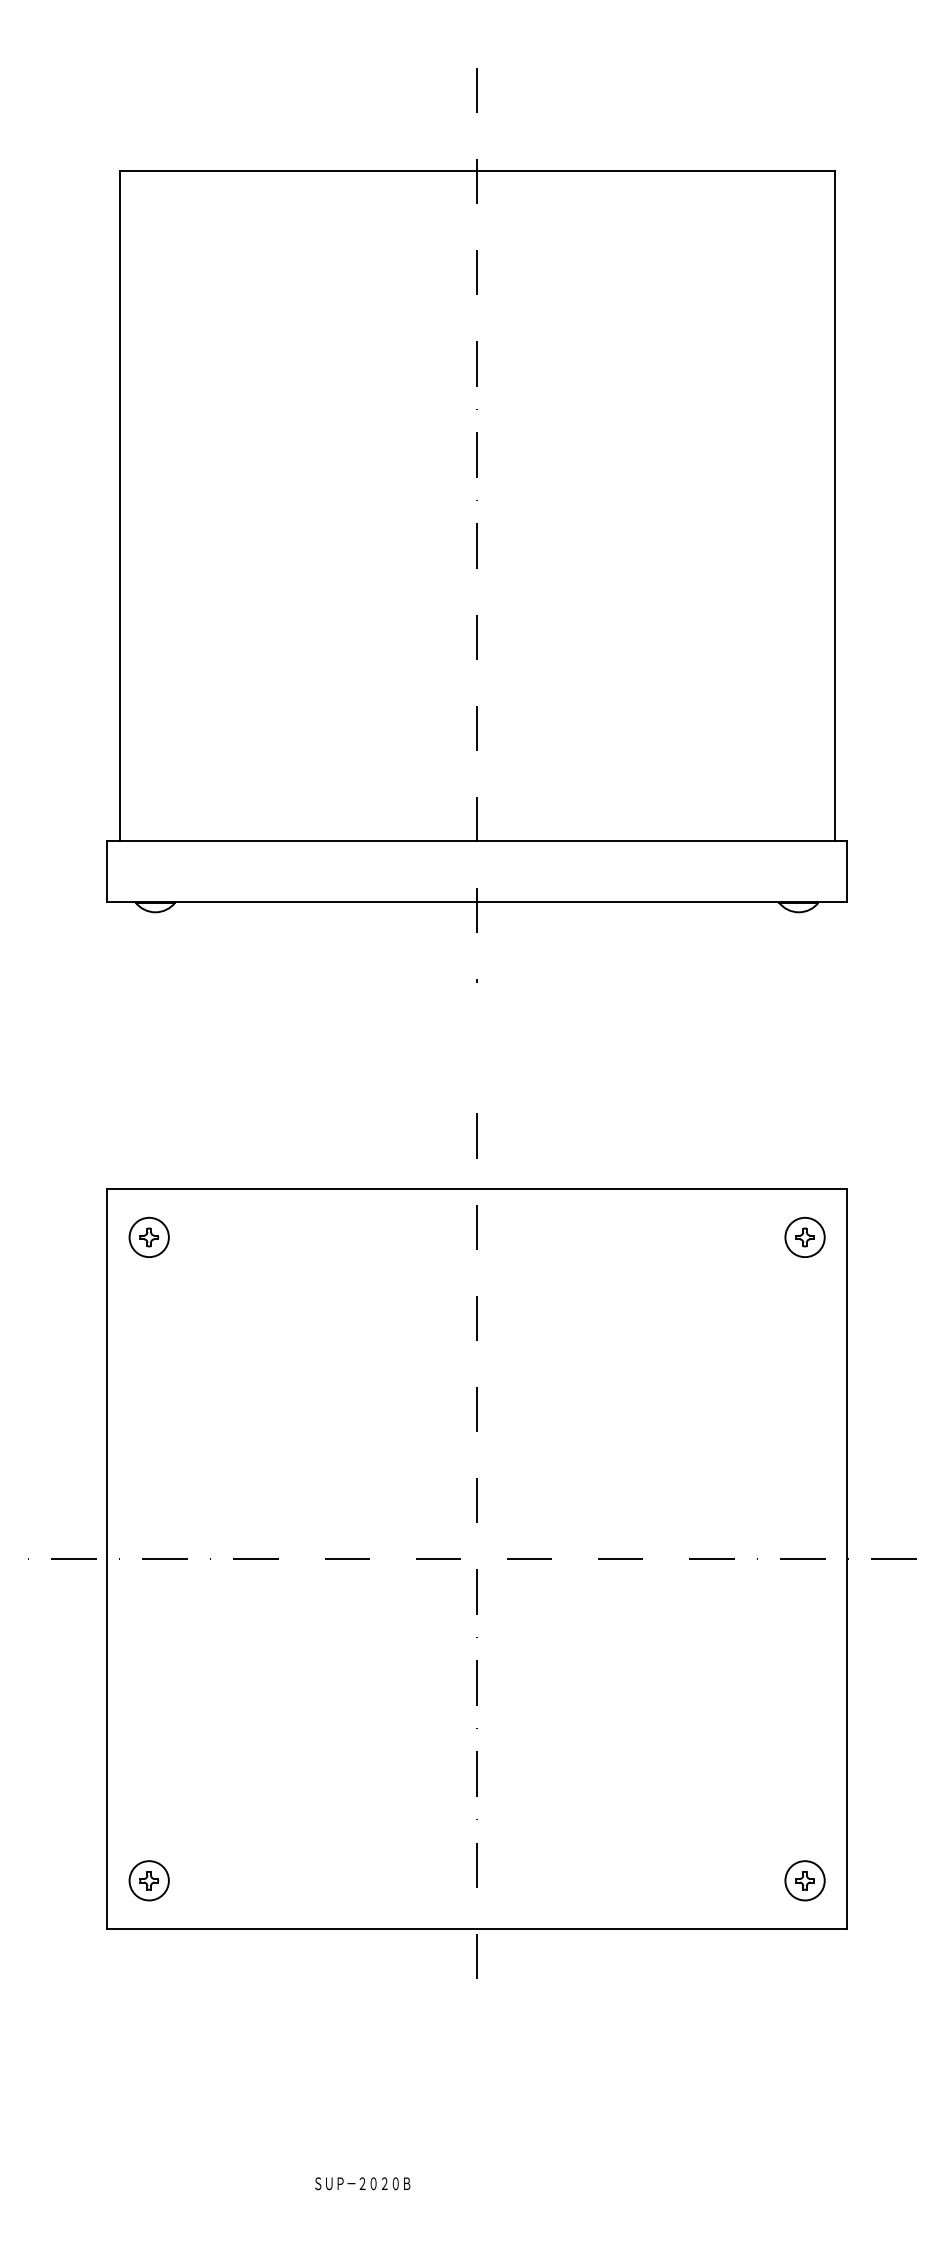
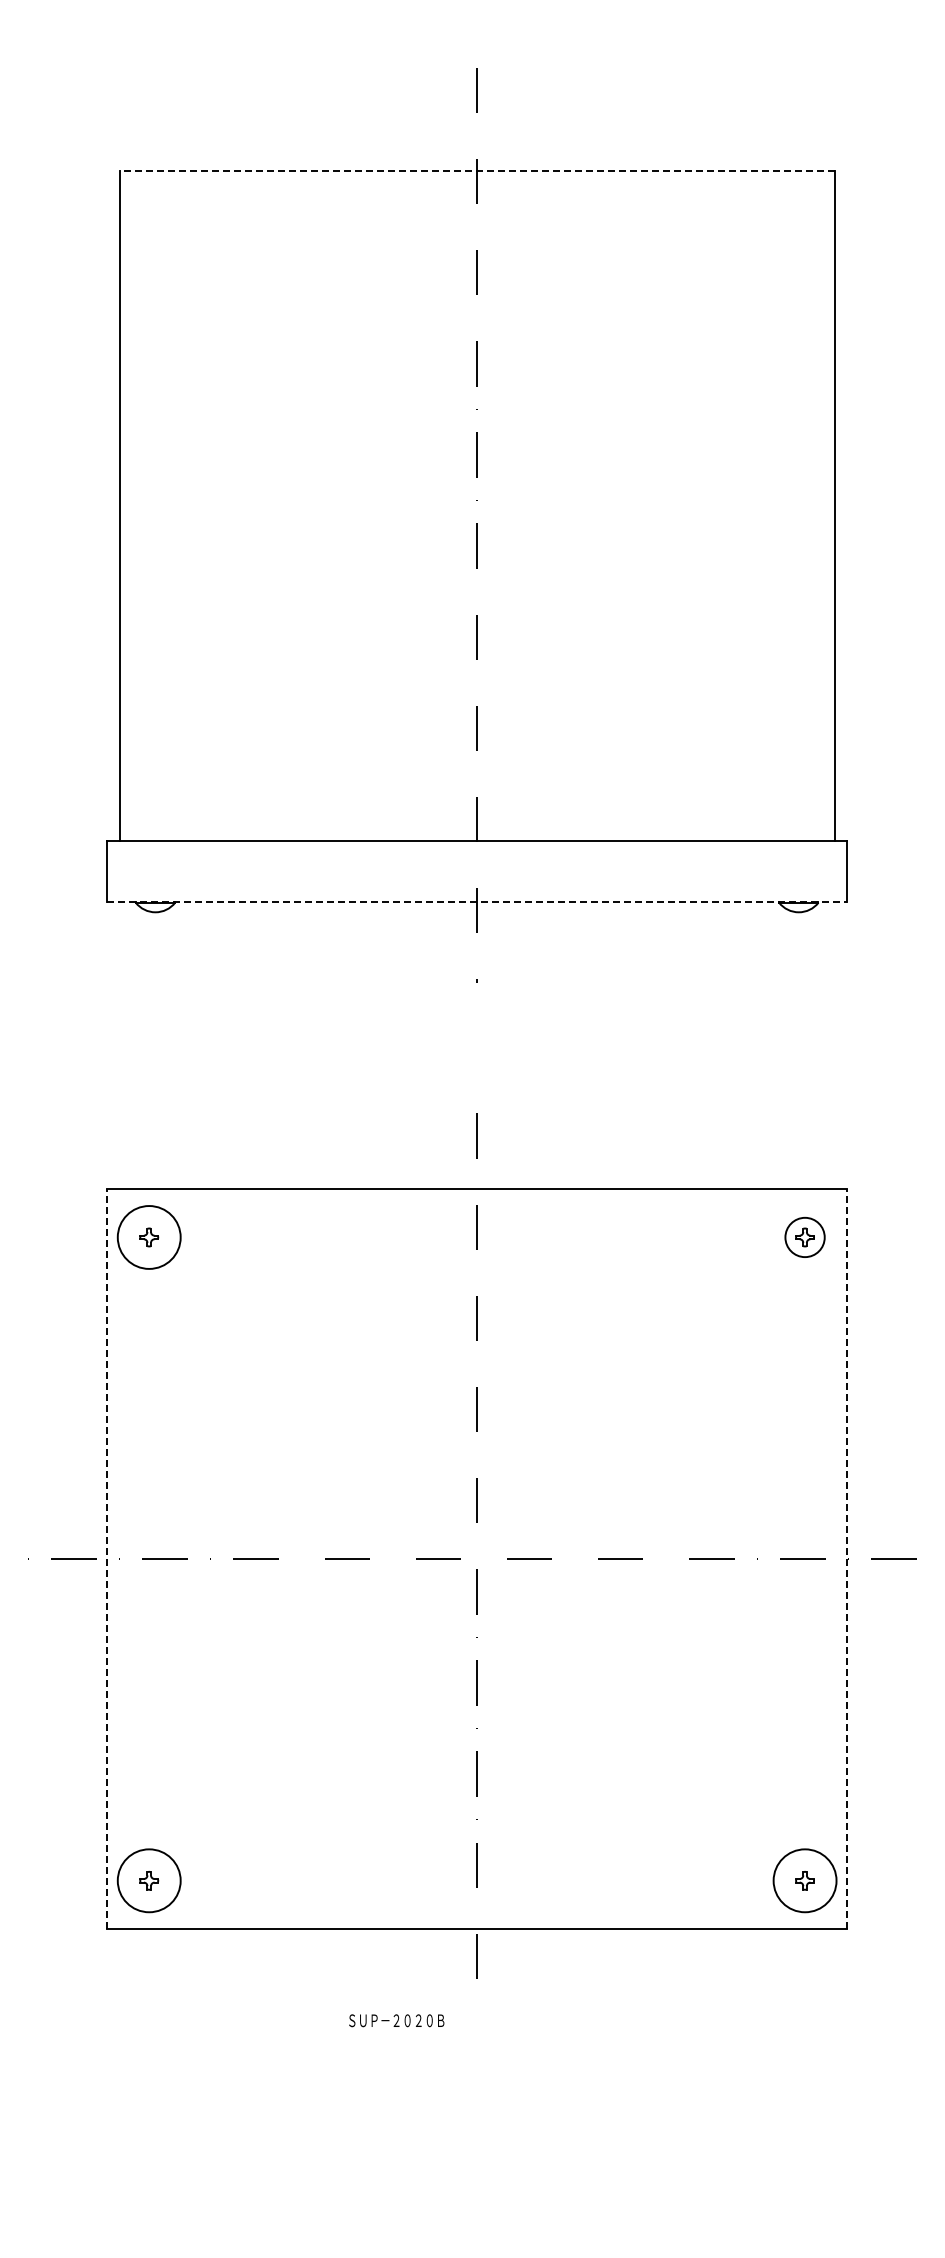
line: solid -> dashed (476, 170)
line: solid -> dashed (477, 901)
circle diameter: 39 px -> 63 px (148, 1237)
line: solid -> dashed (107, 1559)
line: solid -> dashed (847, 1559)
circle diameter: 39 px -> 63 px (148, 1880)
circle diameter: 39 px -> 63 px (804, 1880)
text position: (362, 2183) -> (396, 2020) (396, 2020)
